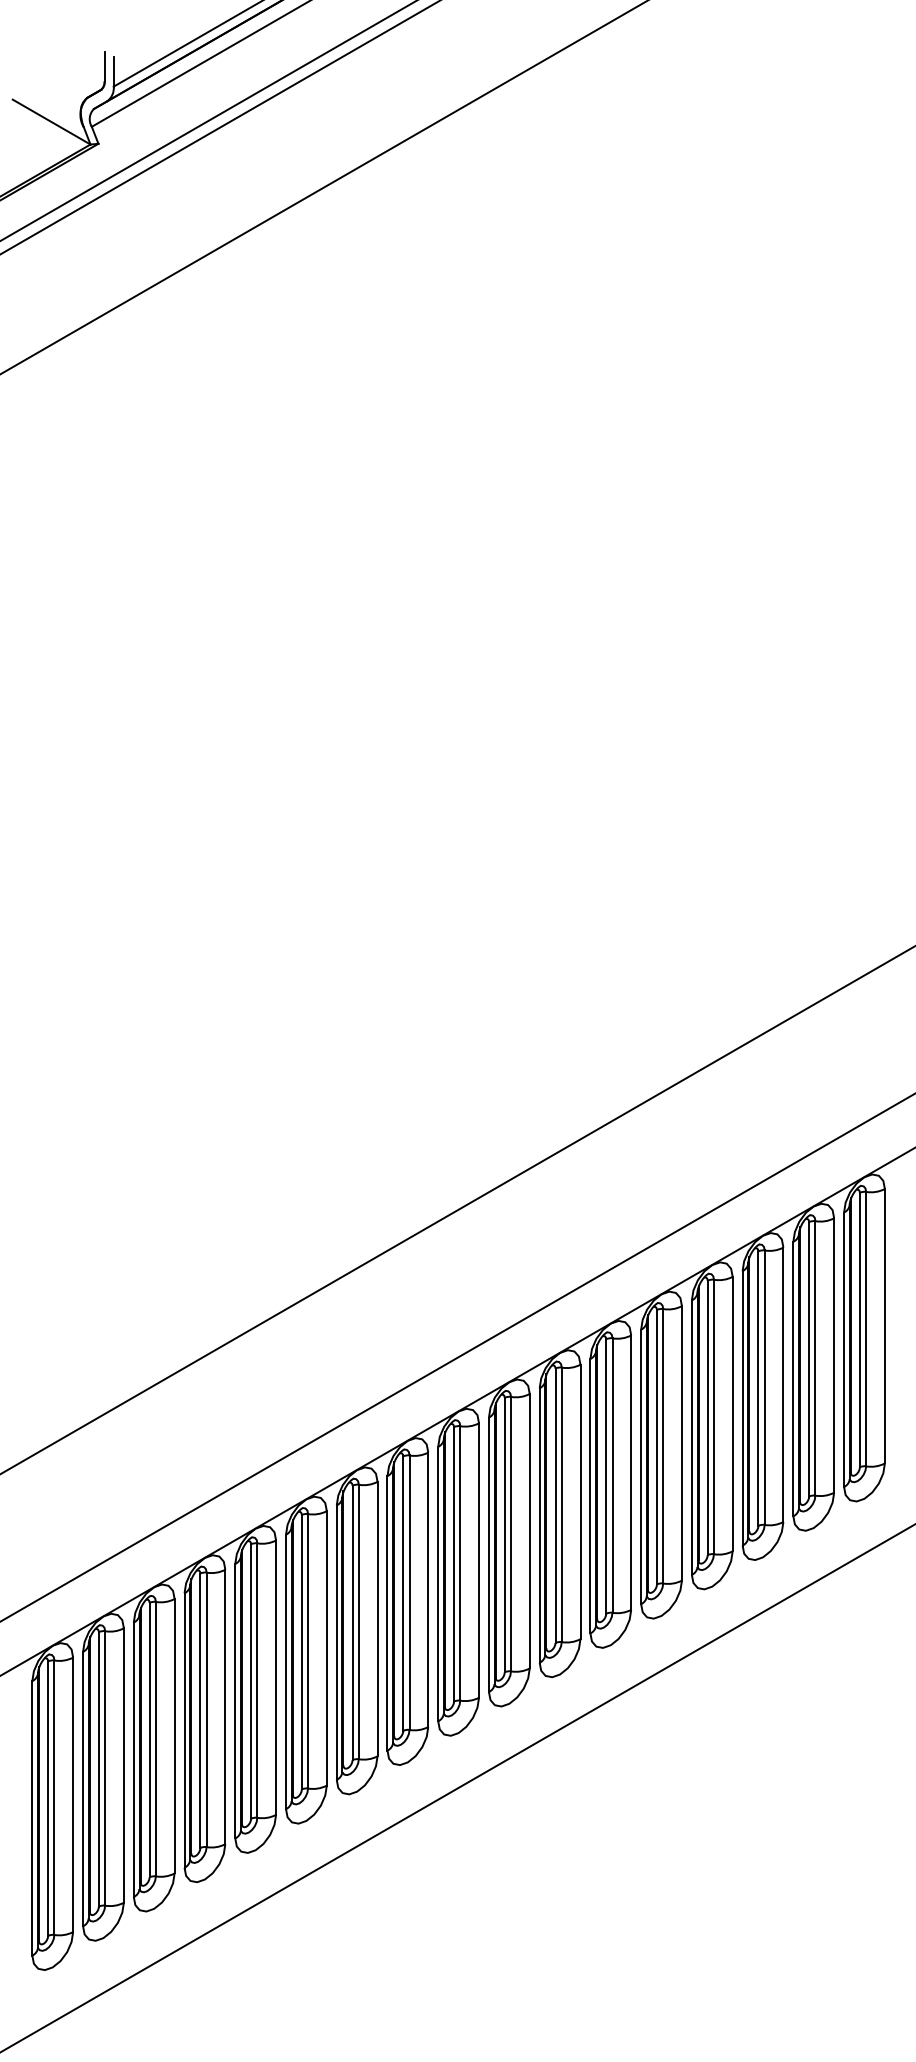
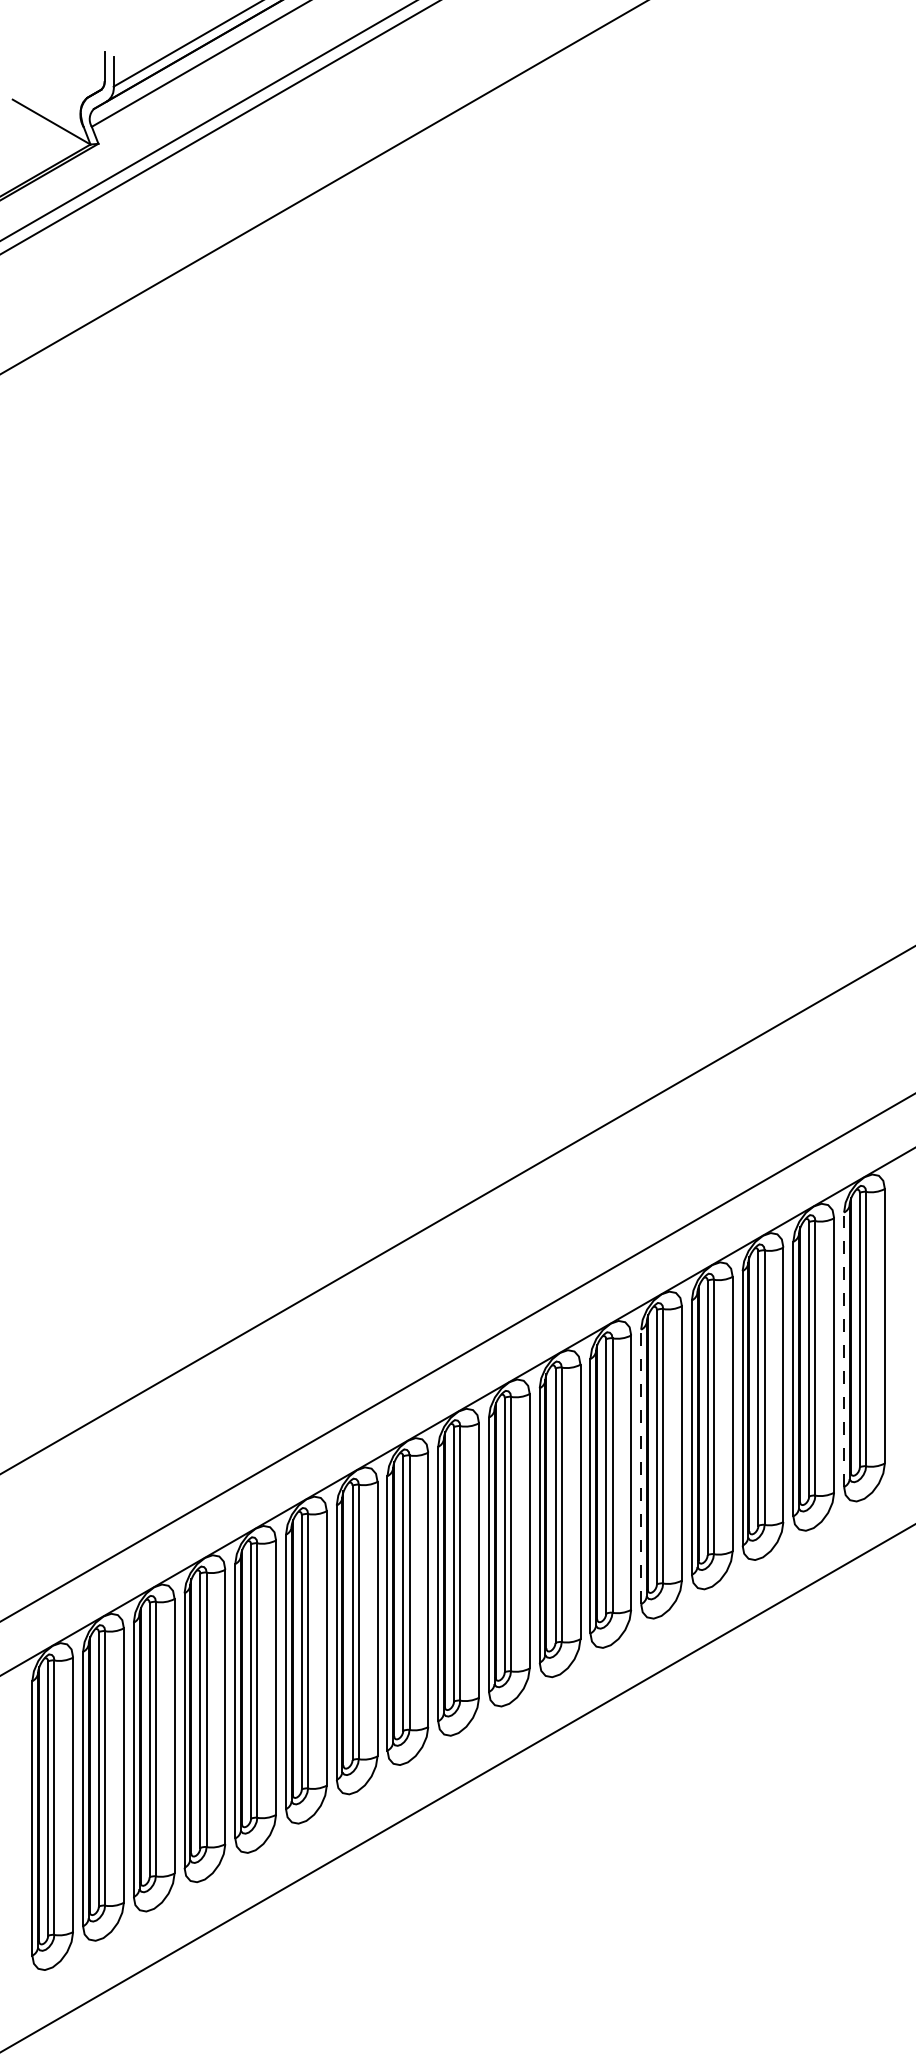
line: solid -> dashed (844, 1349)
line: solid -> dashed (641, 1466)
